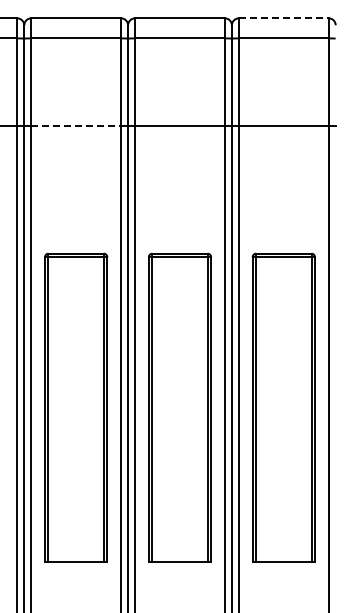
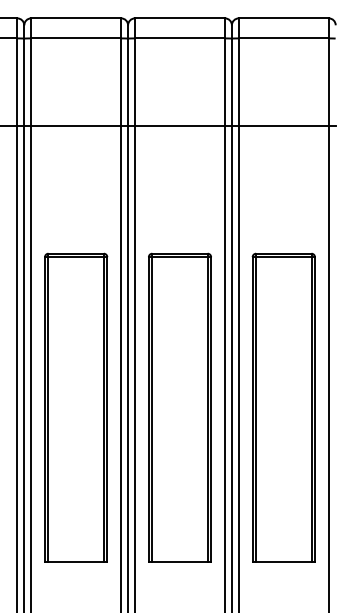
line: dashed -> solid (283, 18)
line: dashed -> solid (76, 125)
